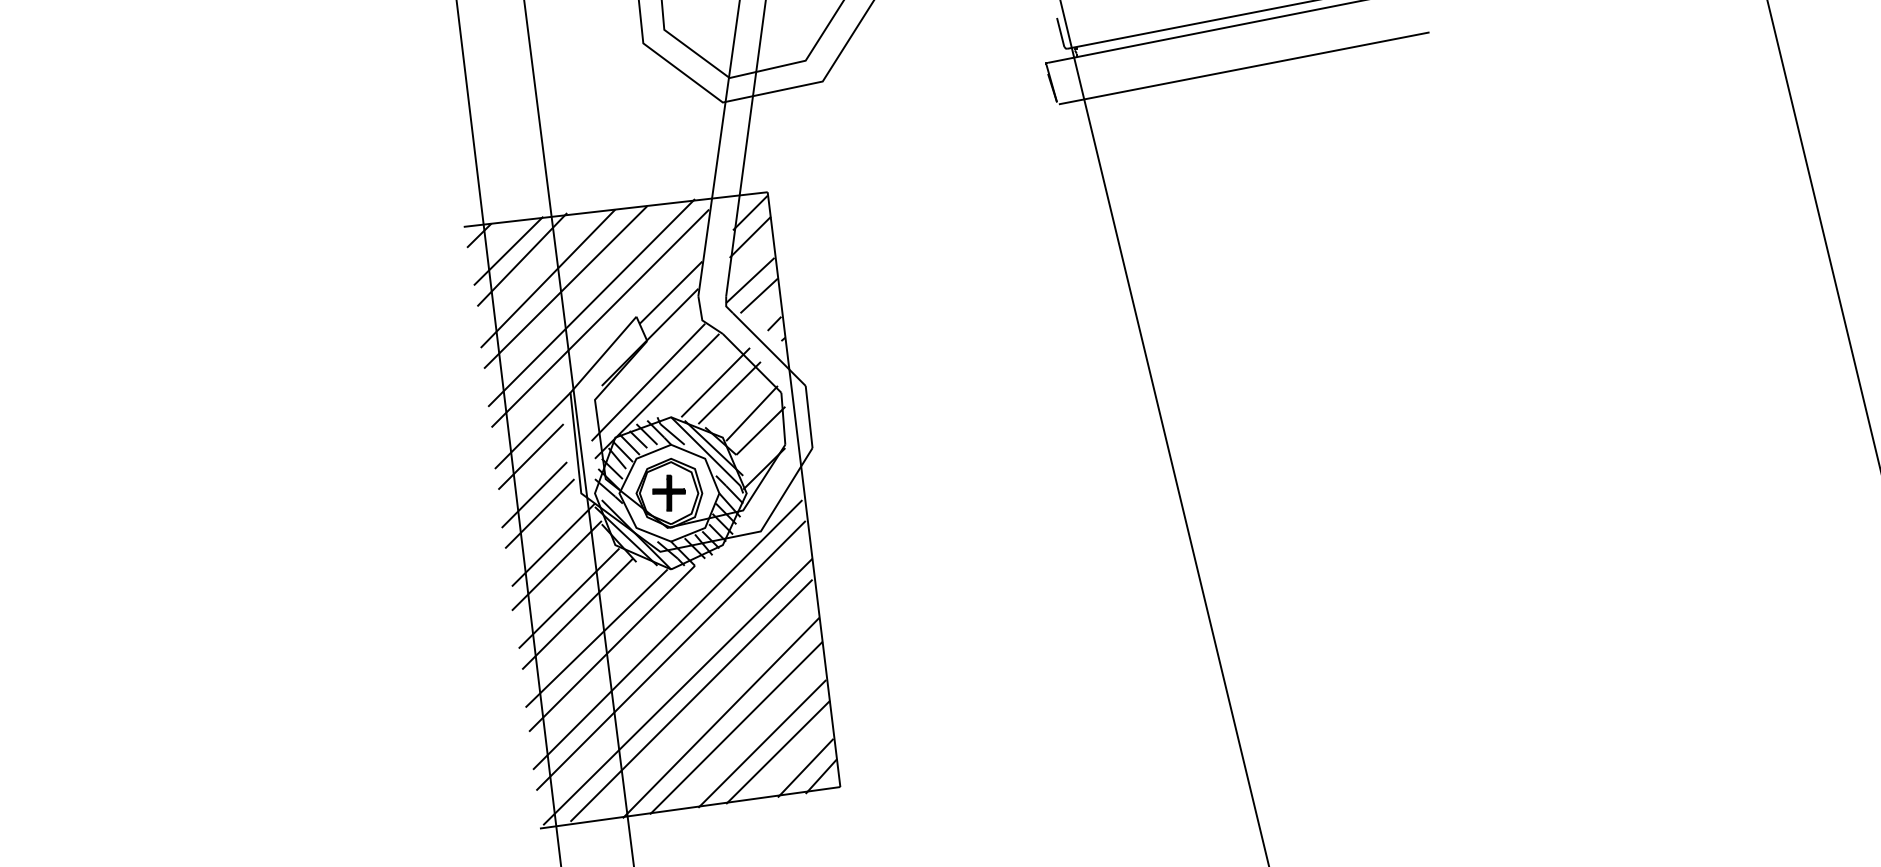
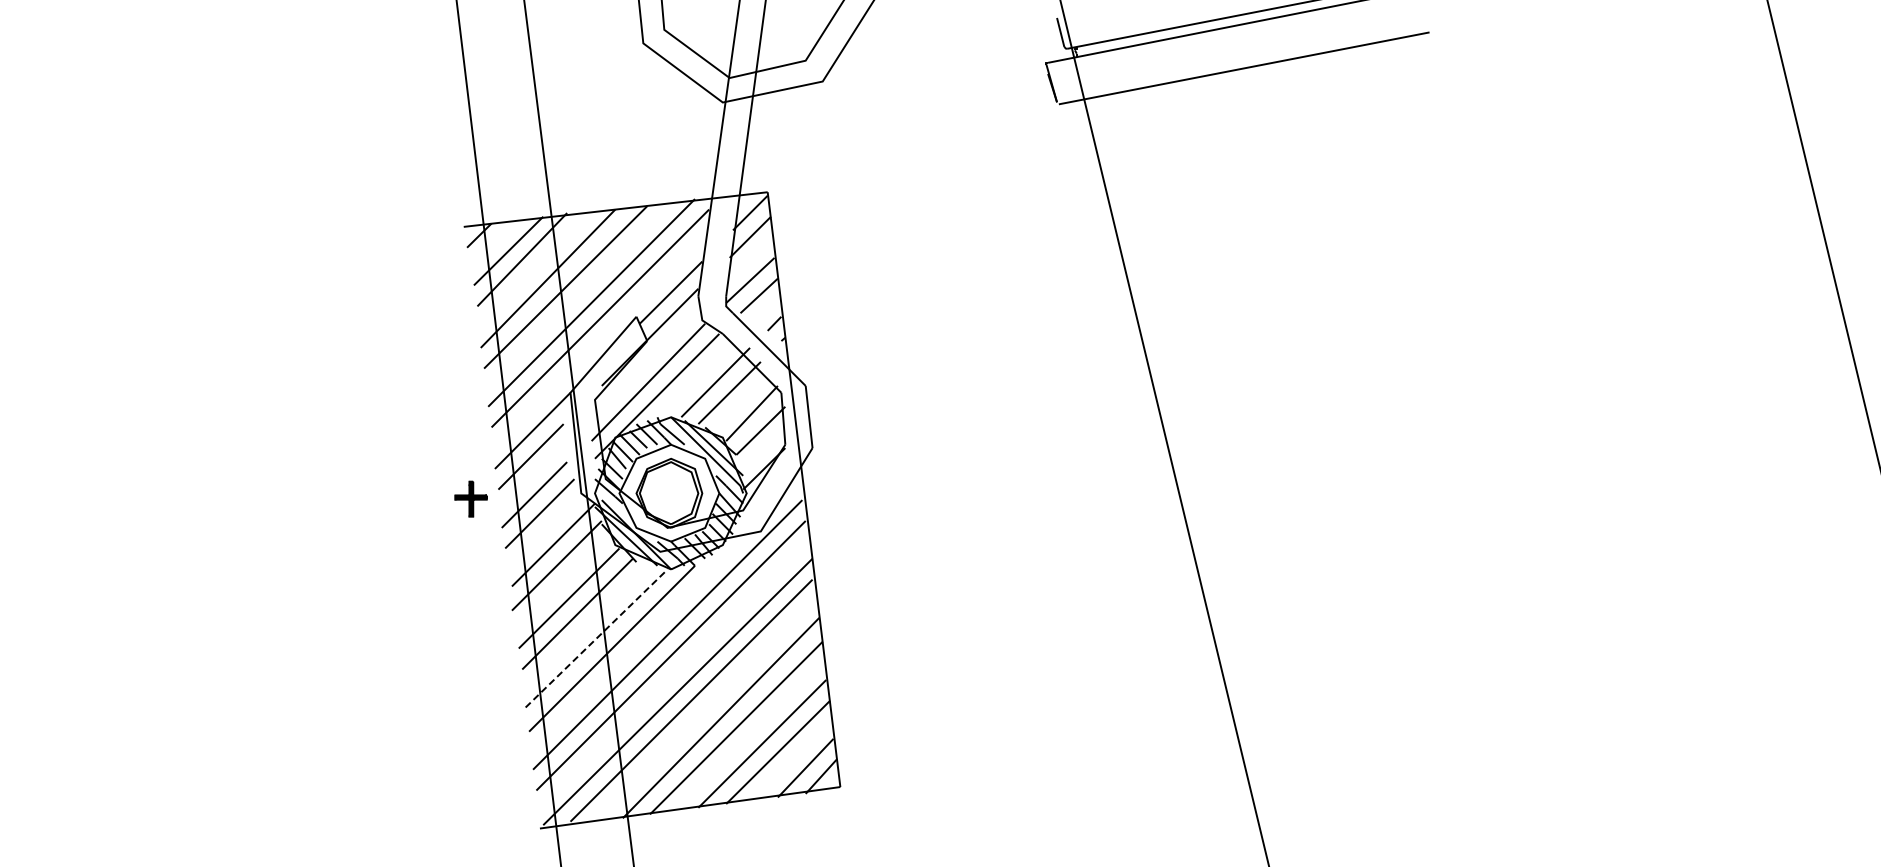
part position: (668, 492) -> (470, 498) (470, 498)
line: solid -> dashed (597, 638)
